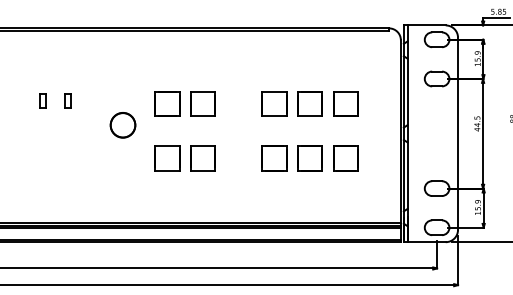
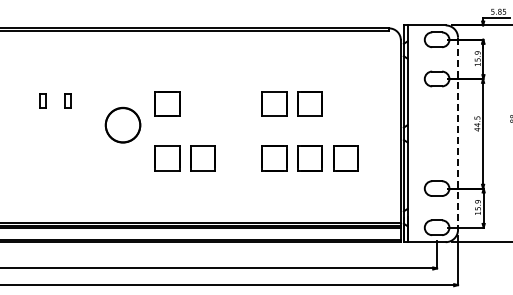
part: present -> none (202, 103)
part: present -> none (345, 103)
part size: 28x27 px -> 38x38 px (122, 124)
line: solid -> dashed (458, 134)
